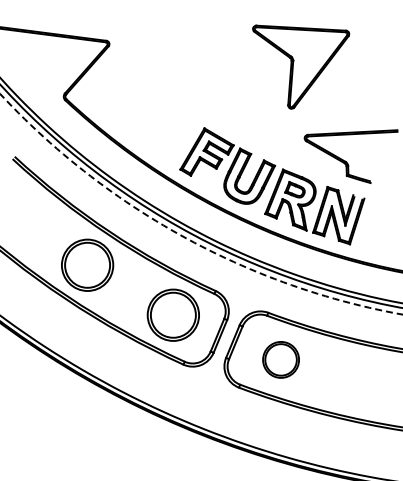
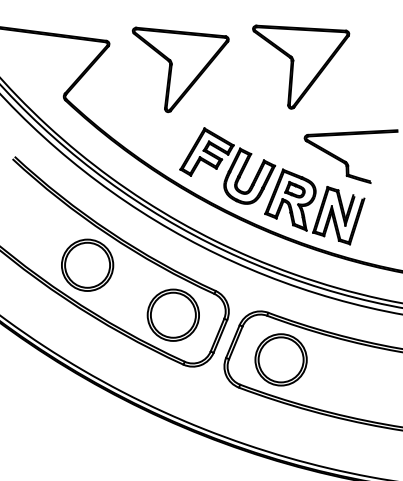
part: none -> present (180, 69)
circle: dashed -> solid (201, 203)
part size: 38x38 px -> 54x54 px (280, 359)
